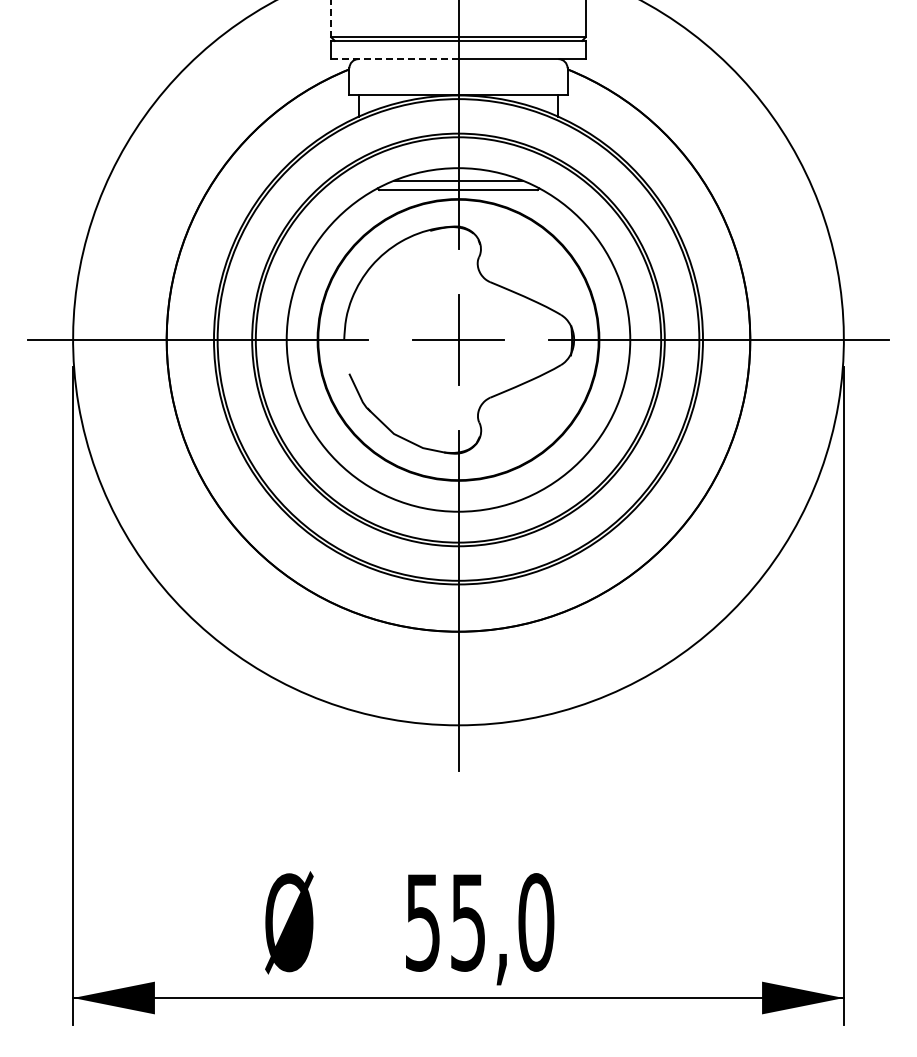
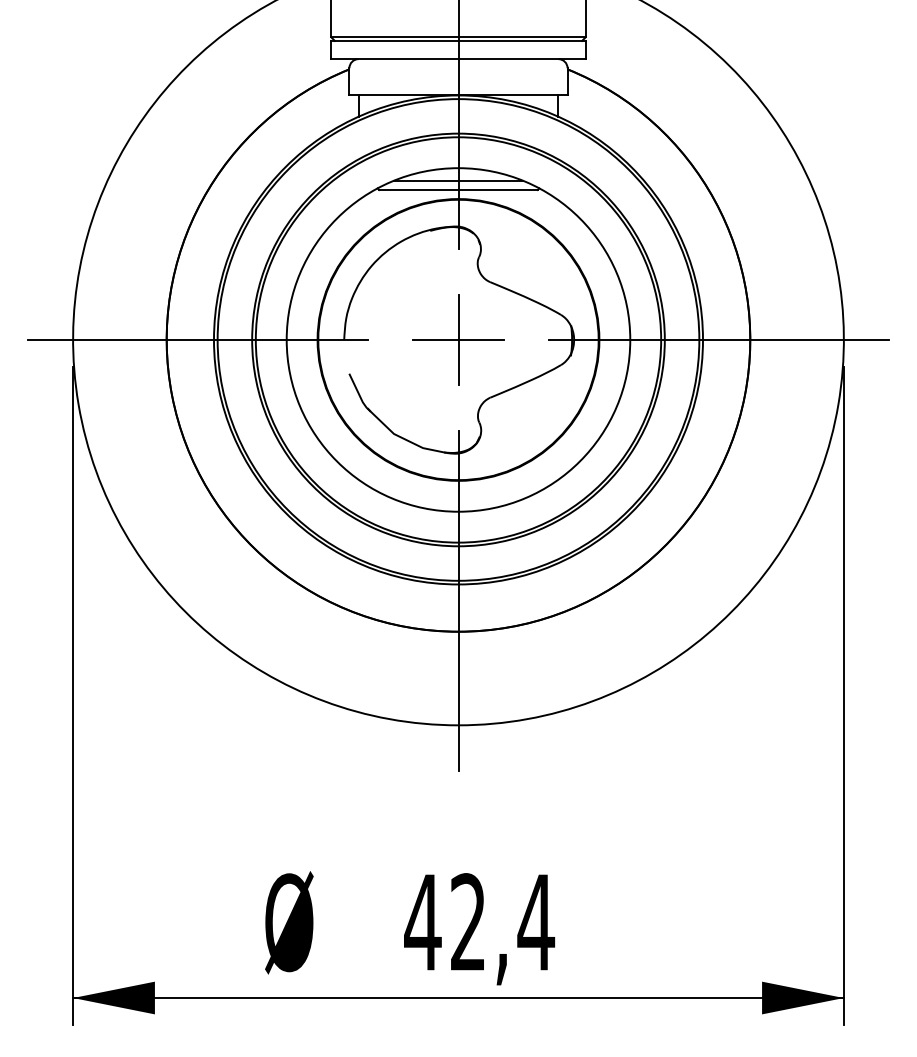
line: dashed -> solid (331, 19)
line: dashed -> solid (394, 59)
text: 55,0 -> 42,4 (479, 922)
